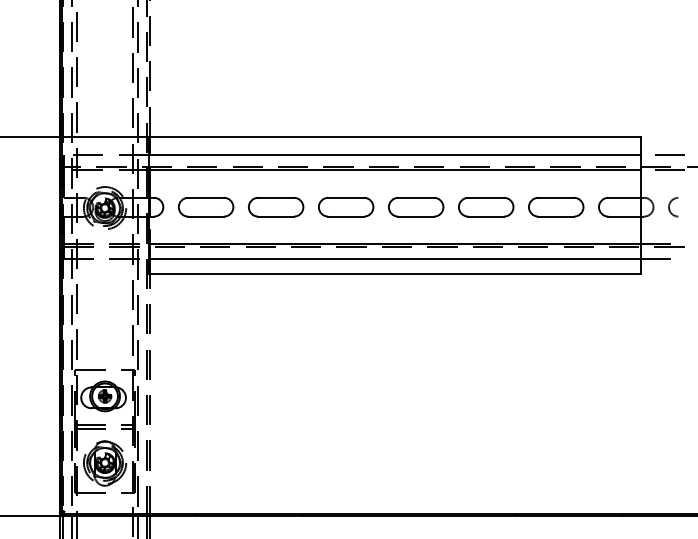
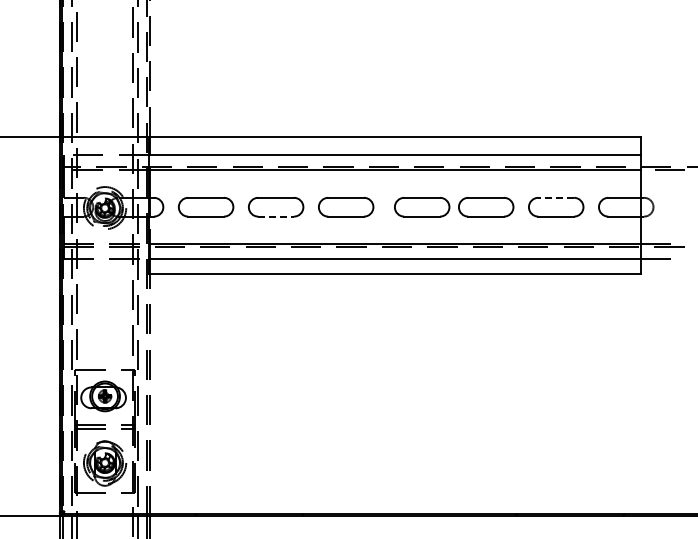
line: present -> none (669, 154)
line: solid -> dashed (556, 197)
arc: present -> none (670, 205)
part position: (416, 207) -> (422, 207) (422, 207)
line: solid -> dashed (276, 216)
